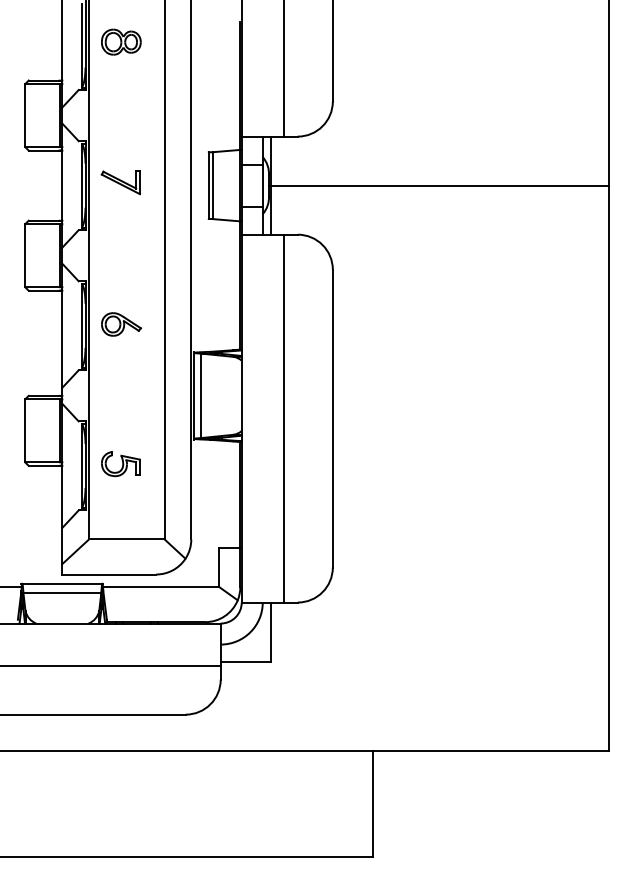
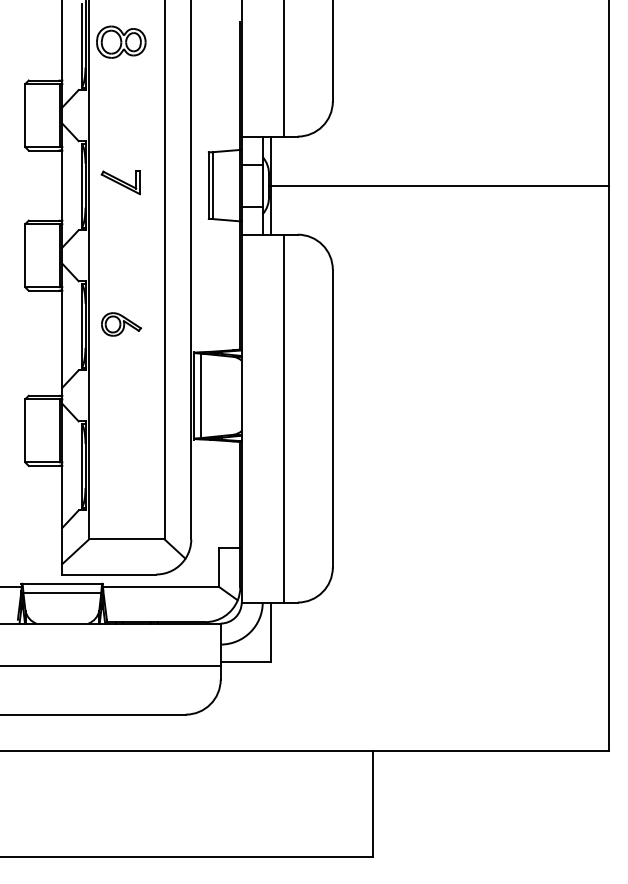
part size: 41x28 px -> 51x34 px (121, 41)
part: present -> none (120, 464)
